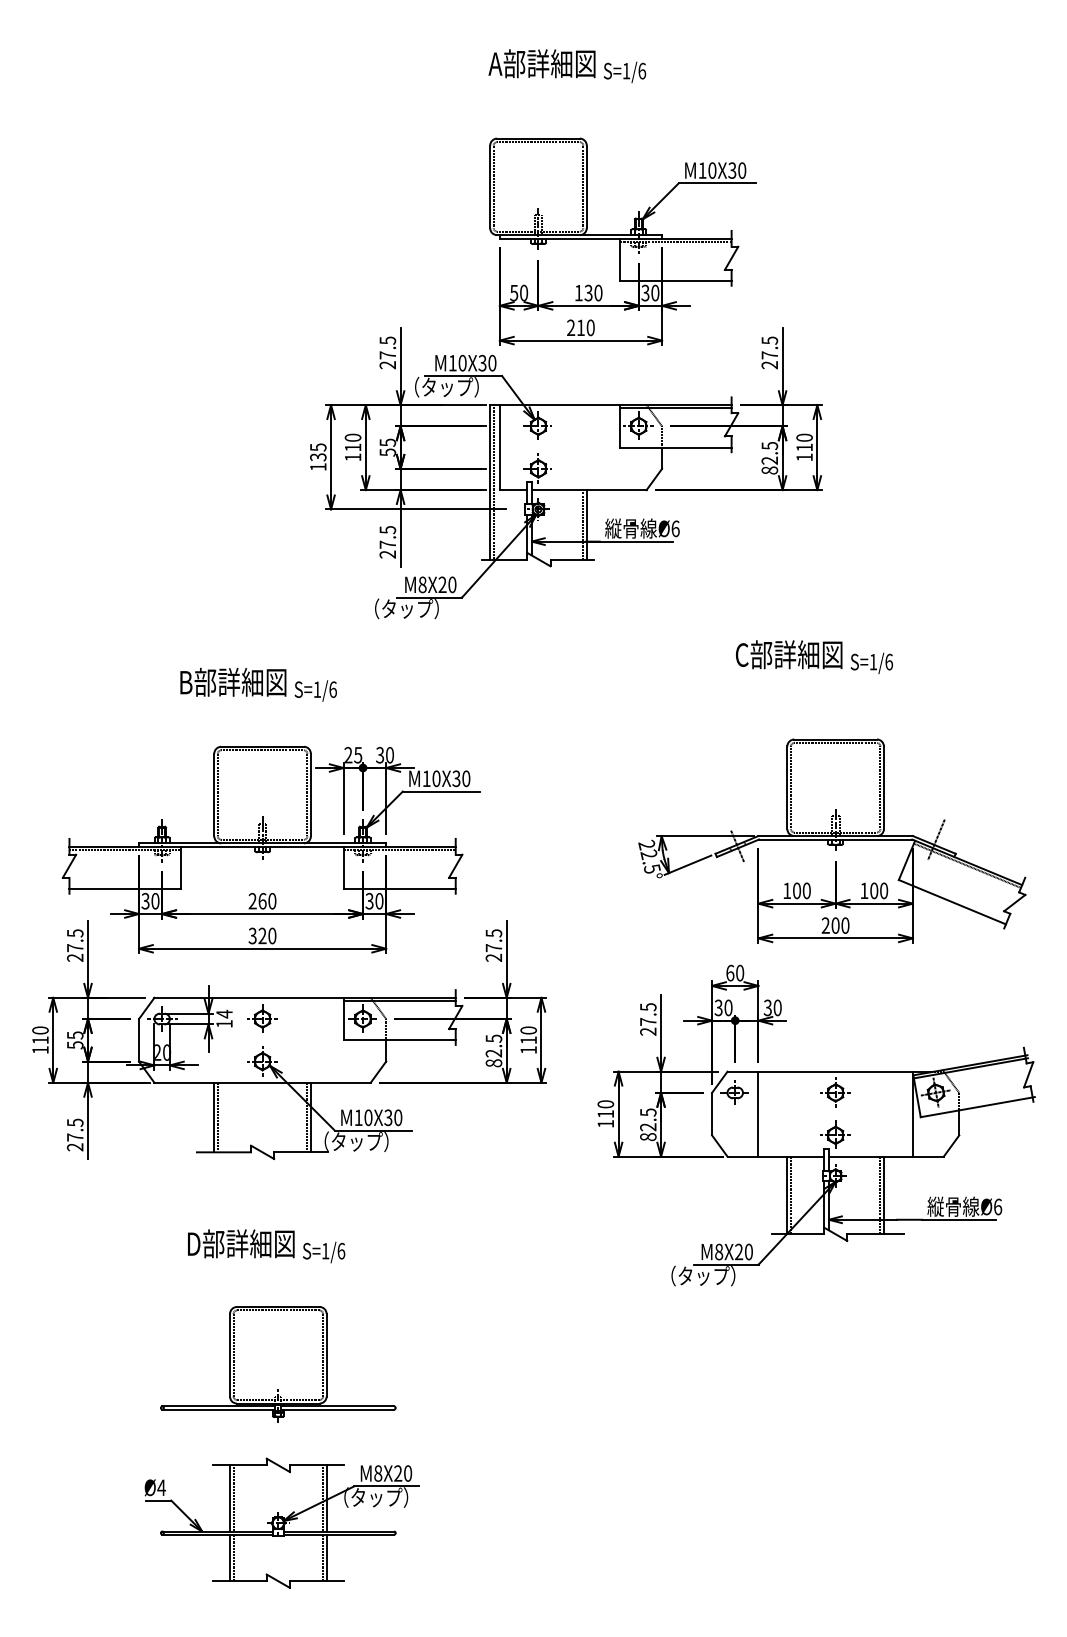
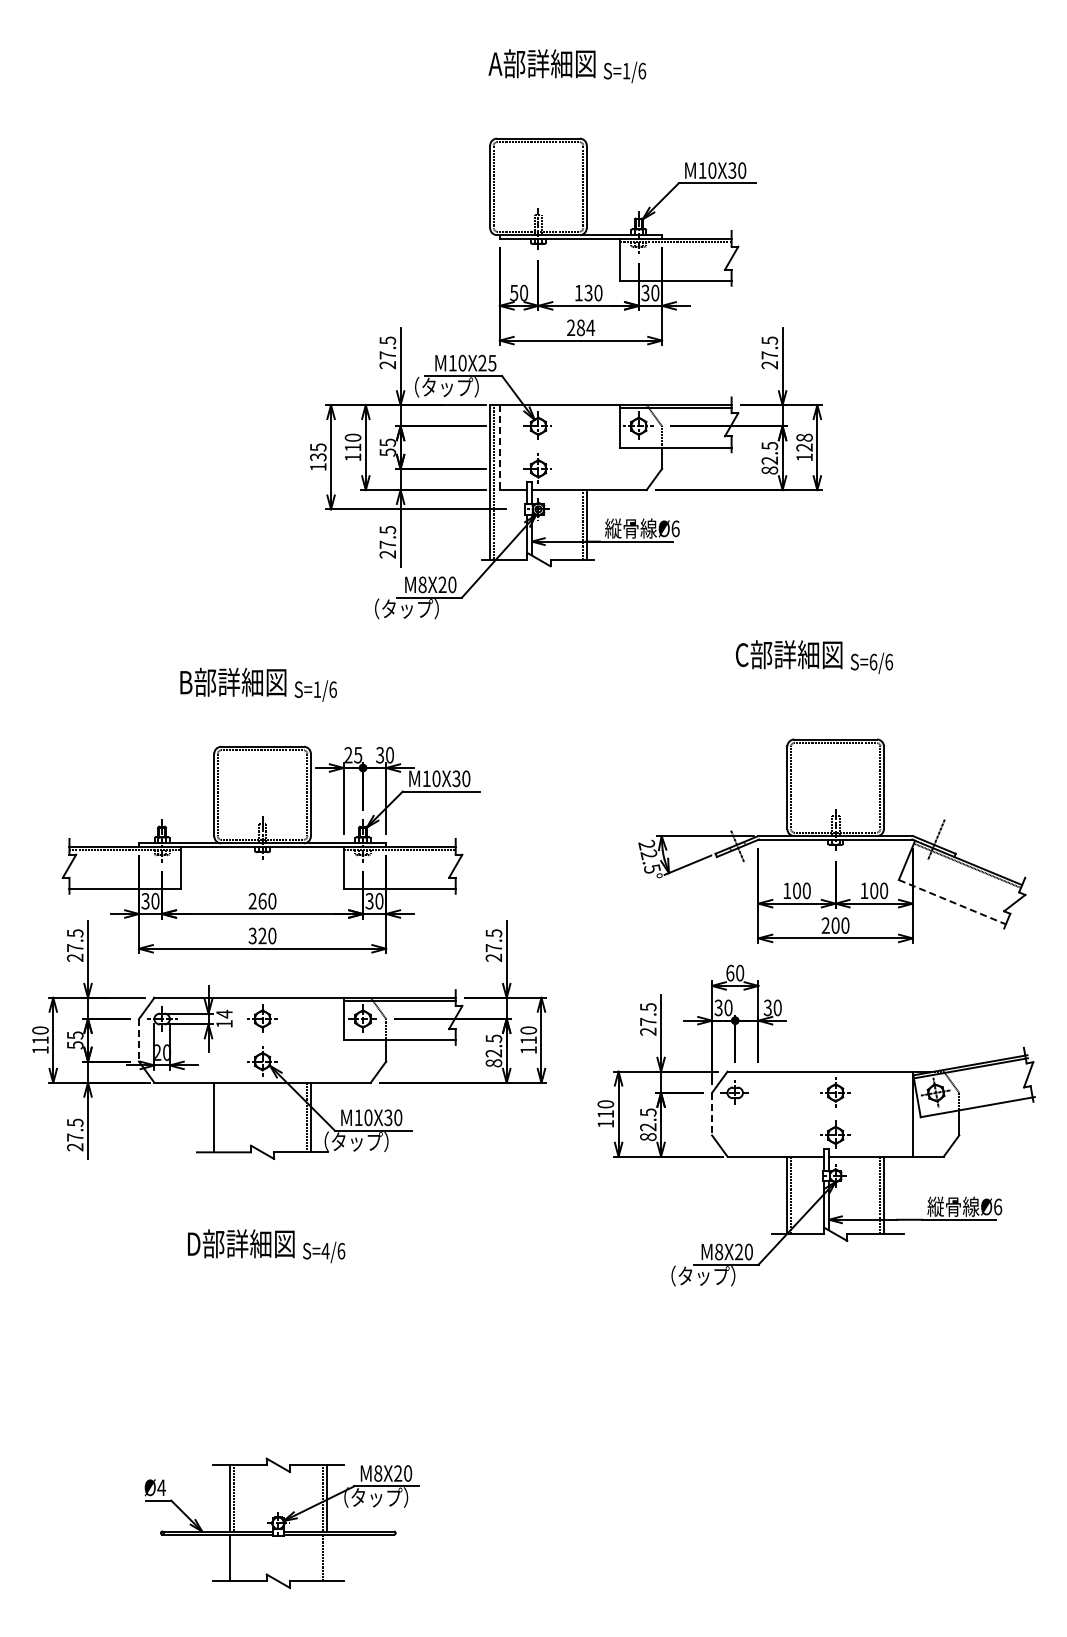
text: 210 -> 284 (586, 327)
text: M10X30 -> M10X25 (487, 362)
text: 110 -> 128 (804, 442)
line: solid -> dashed (499, 448)
text: S=1/6 -> S=6/6 (873, 661)
line: solid -> dashed (952, 902)
line: solid -> dashed (139, 1040)
line: present -> none (758, 1113)
line: solid -> dashed (712, 1114)
line: present -> none (217, 1117)
text: S=1/6 -> S=4/6 (325, 1251)
part: present -> none (278, 1364)
line: present -> none (233, 1557)
line: present -> none (326, 1557)
